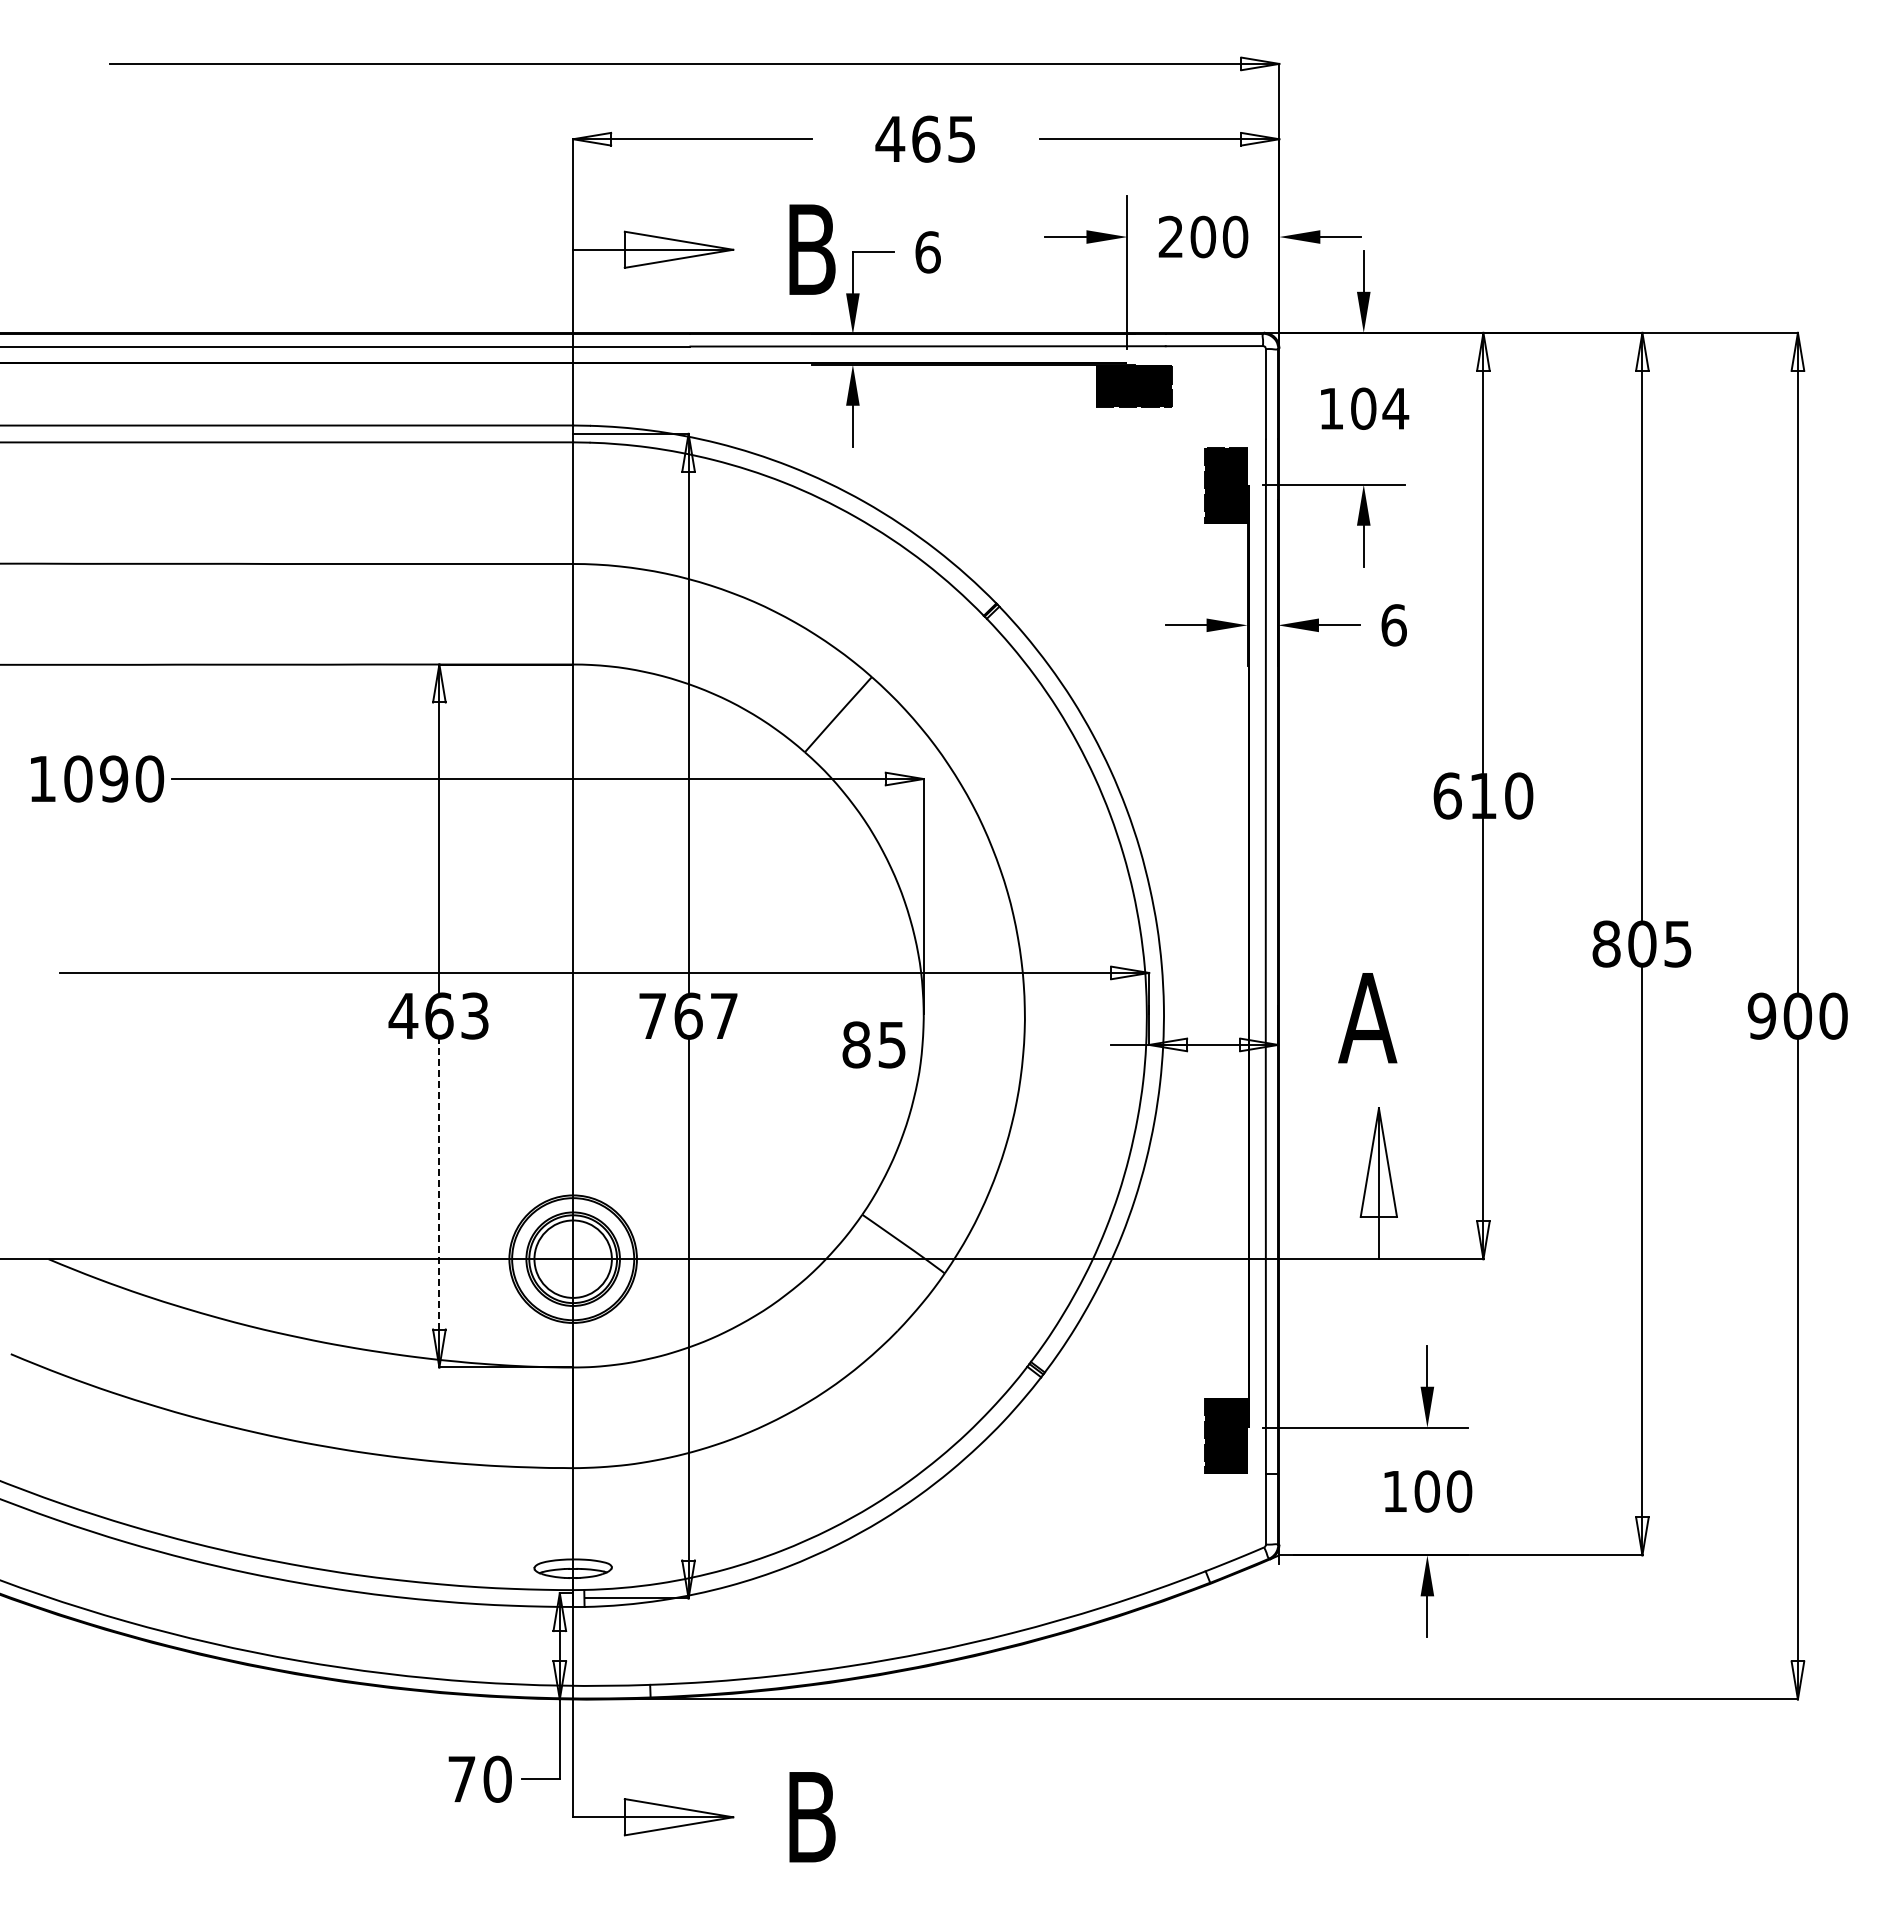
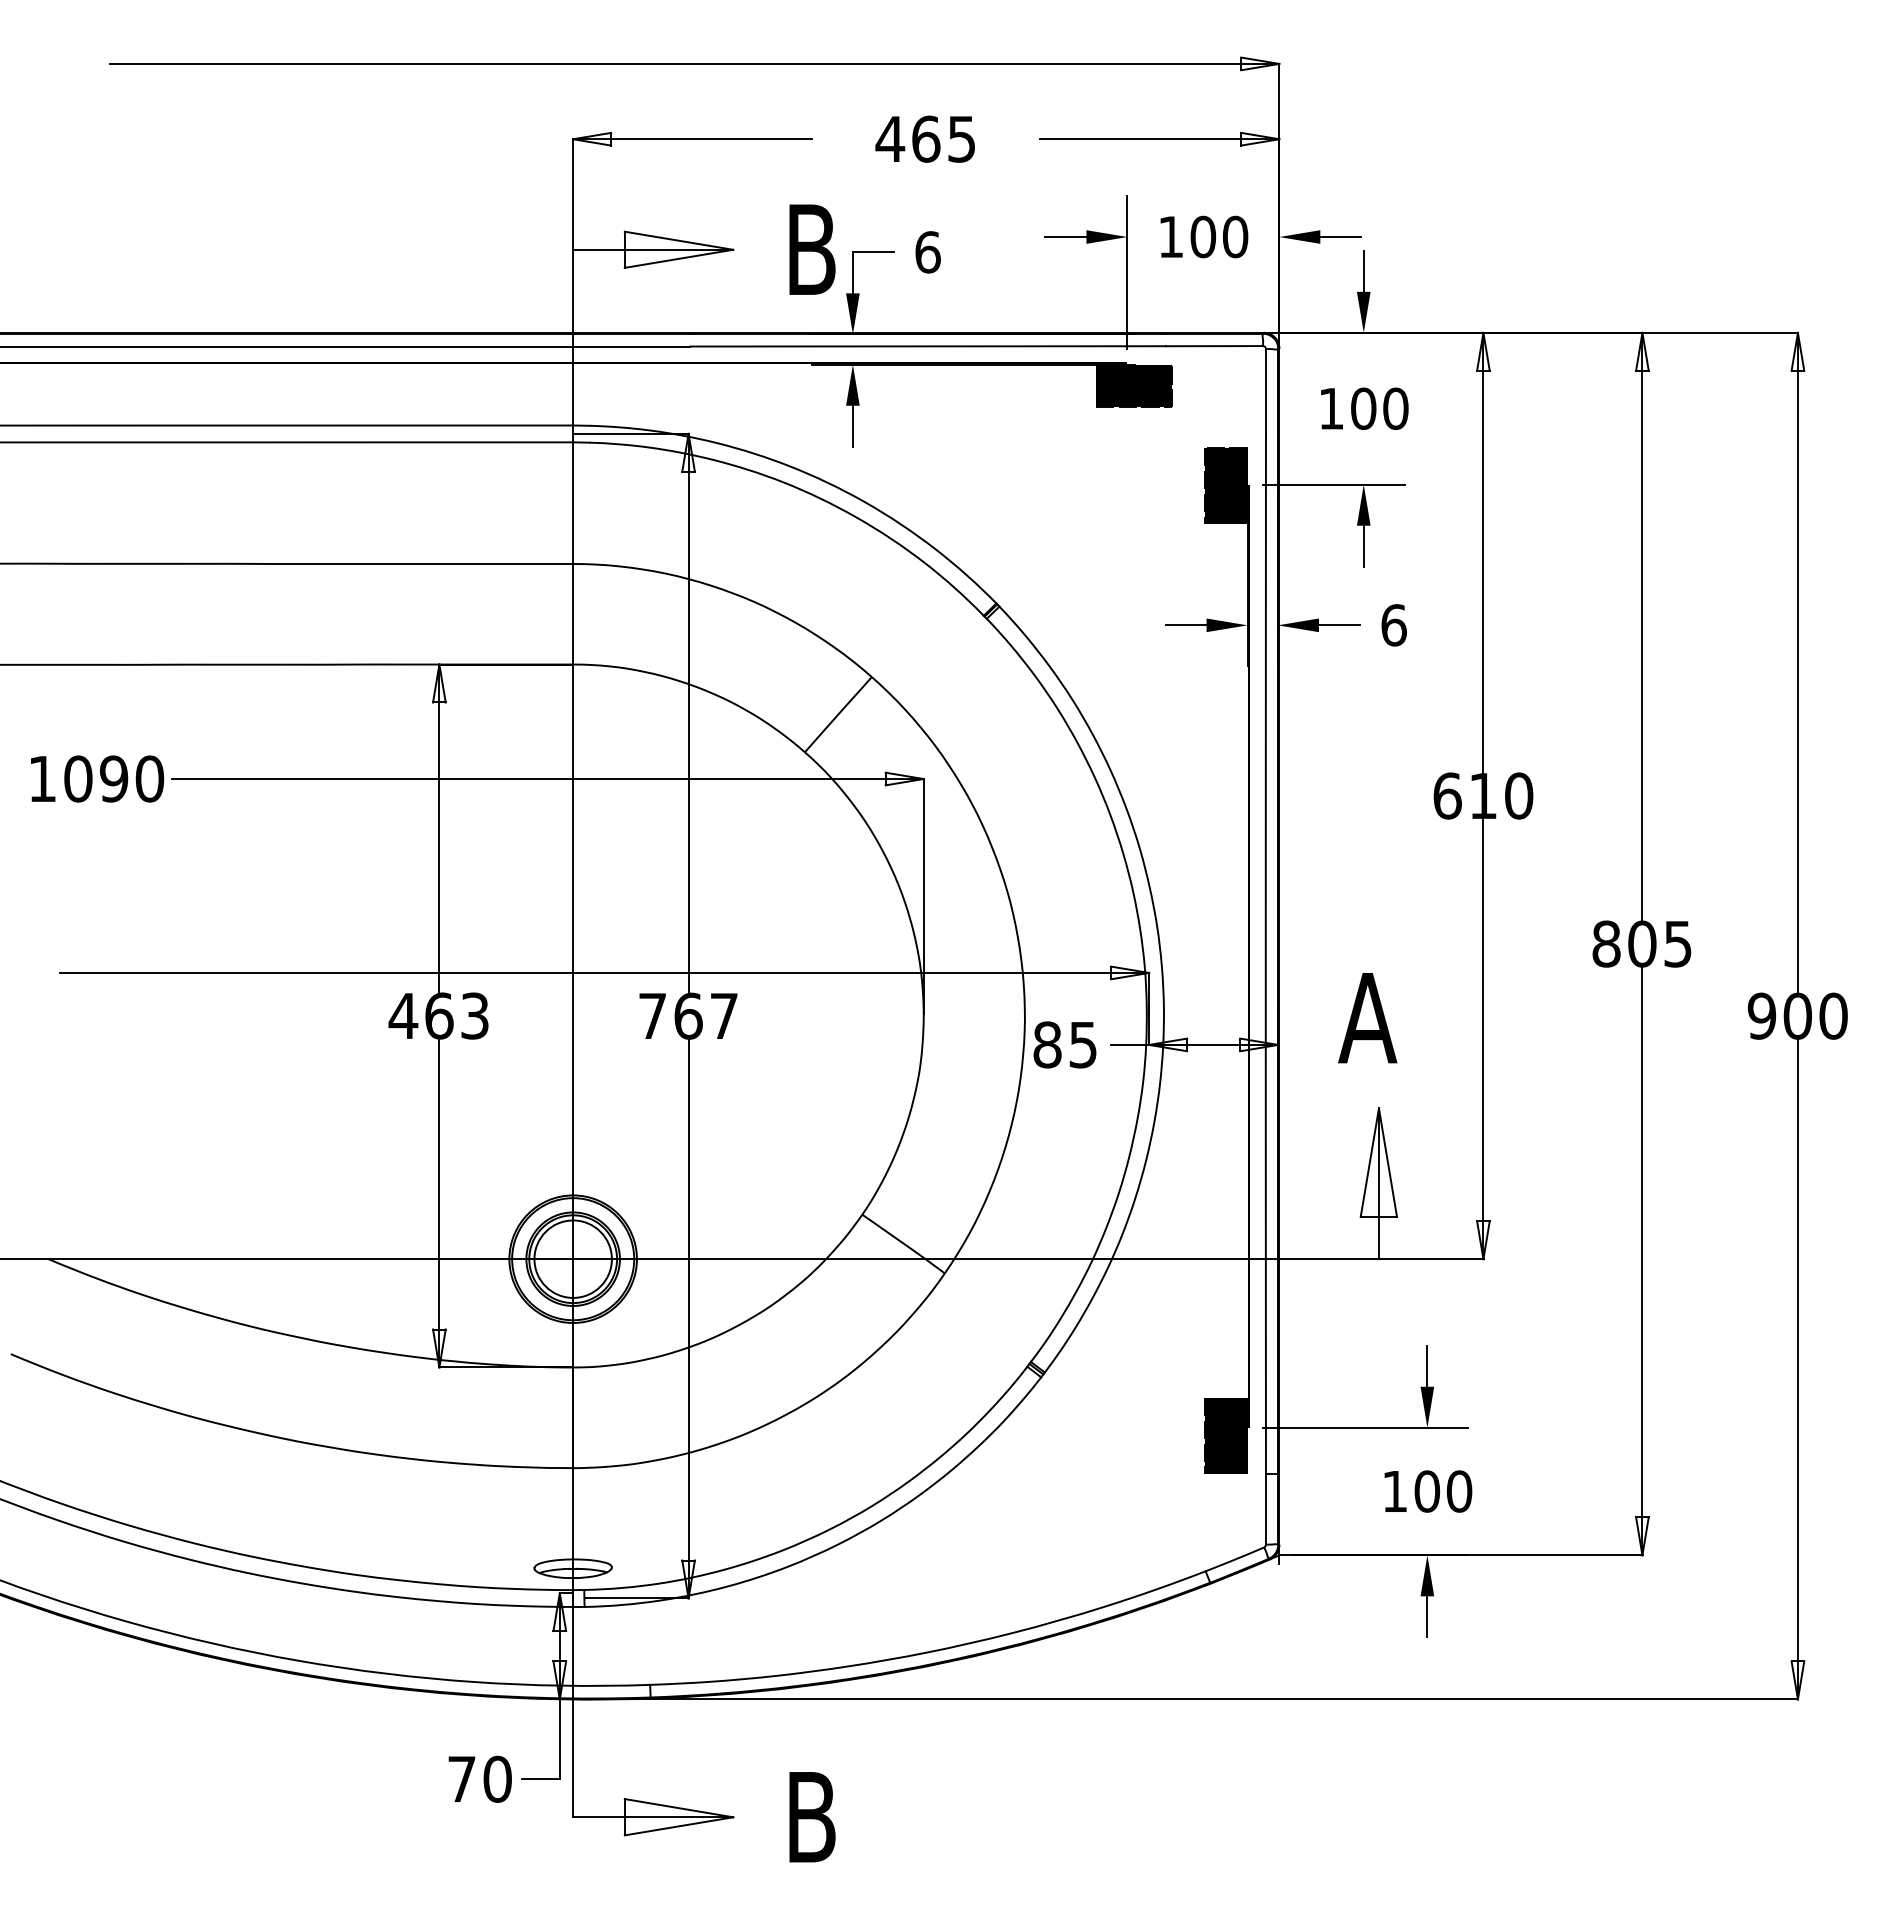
text: 200 -> 100 (1170, 236)
text: 104 -> 100 (1395, 408)
text position: (873, 1044) -> (1064, 1044) (1064, 1044)
line: dashed -> solid (439, 1183)
